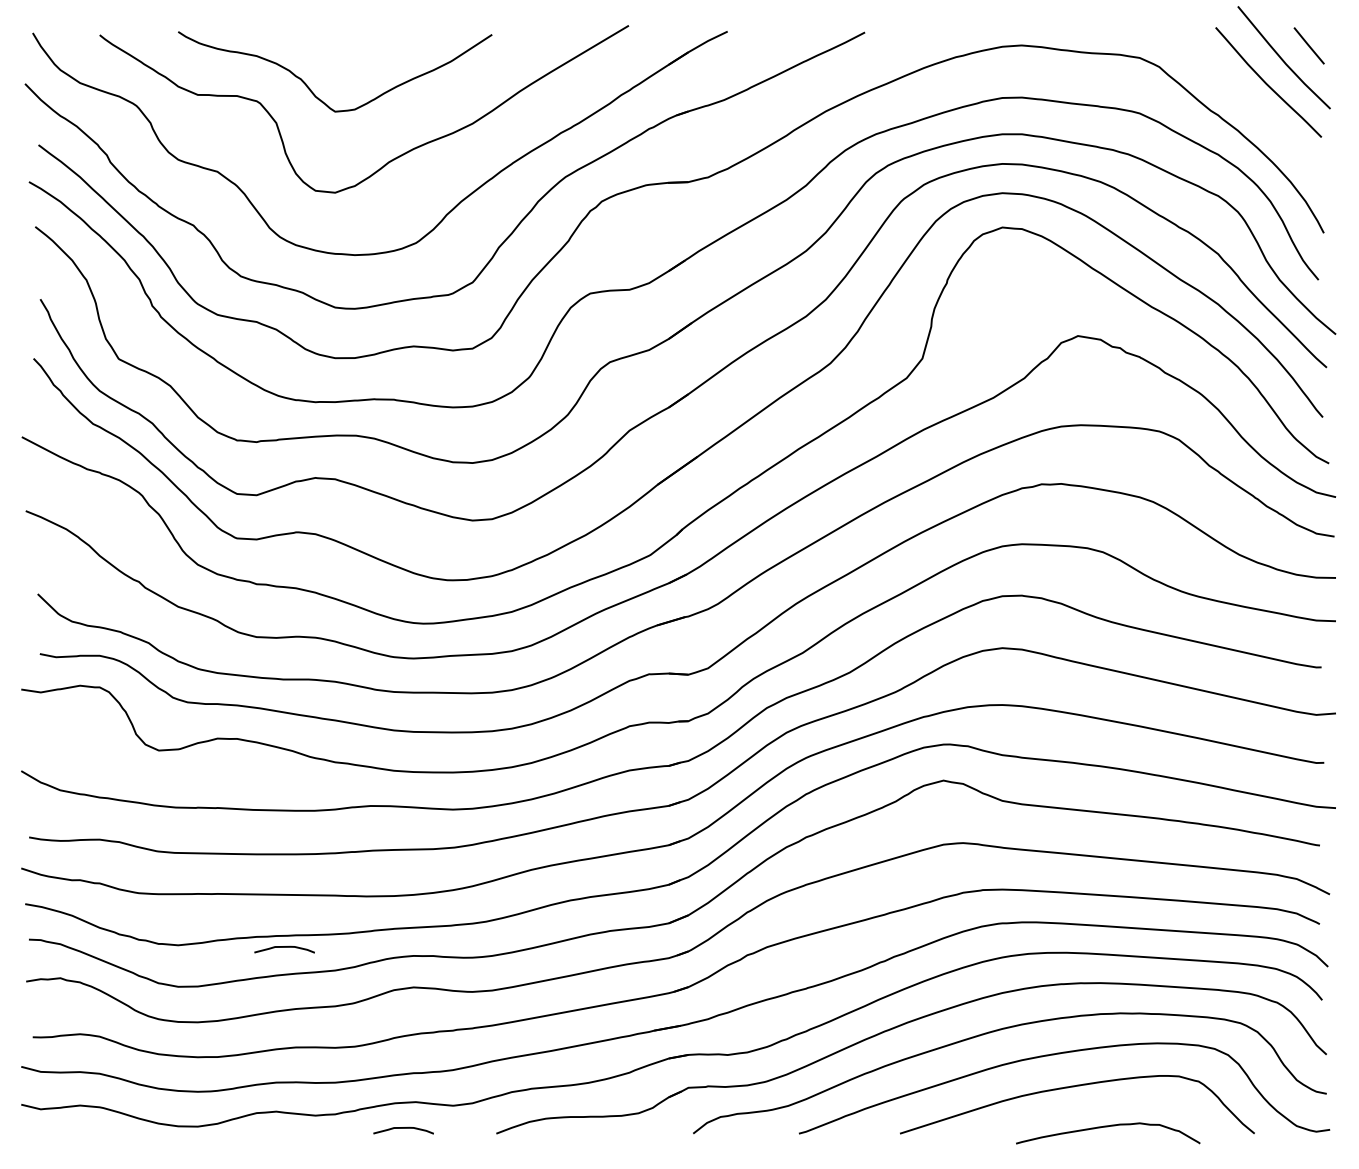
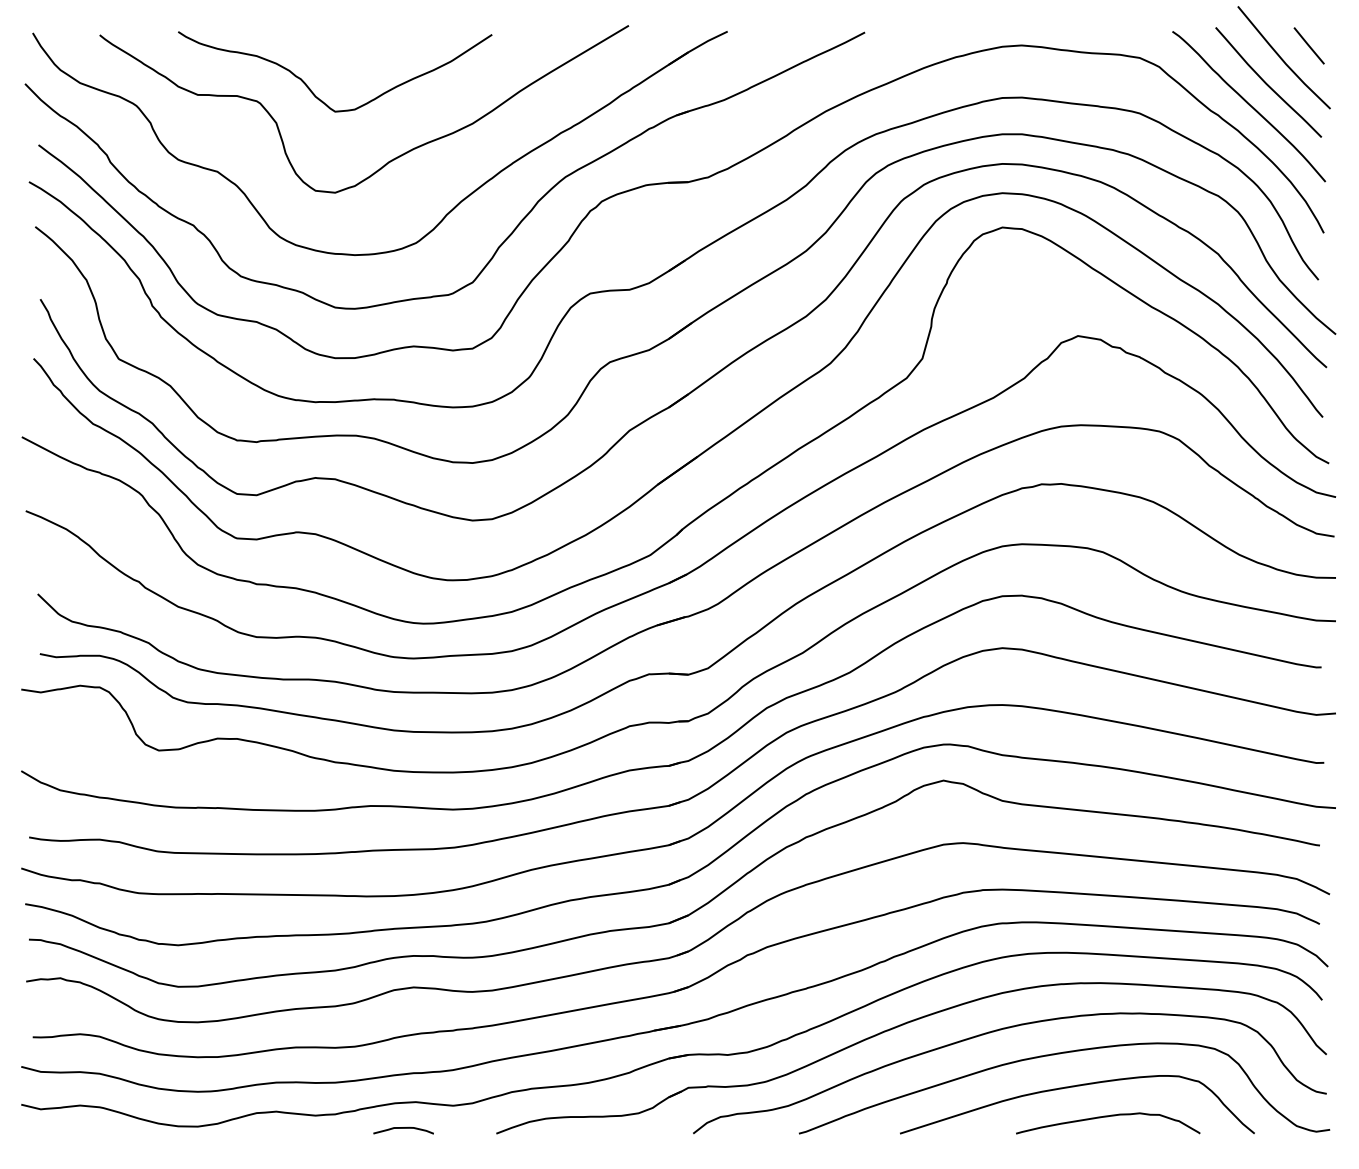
curve: none -> present (1249, 105)
curve: present -> none (284, 947)
curve position: (1108, 1127) -> (1108, 1117) (1108, 1117)
